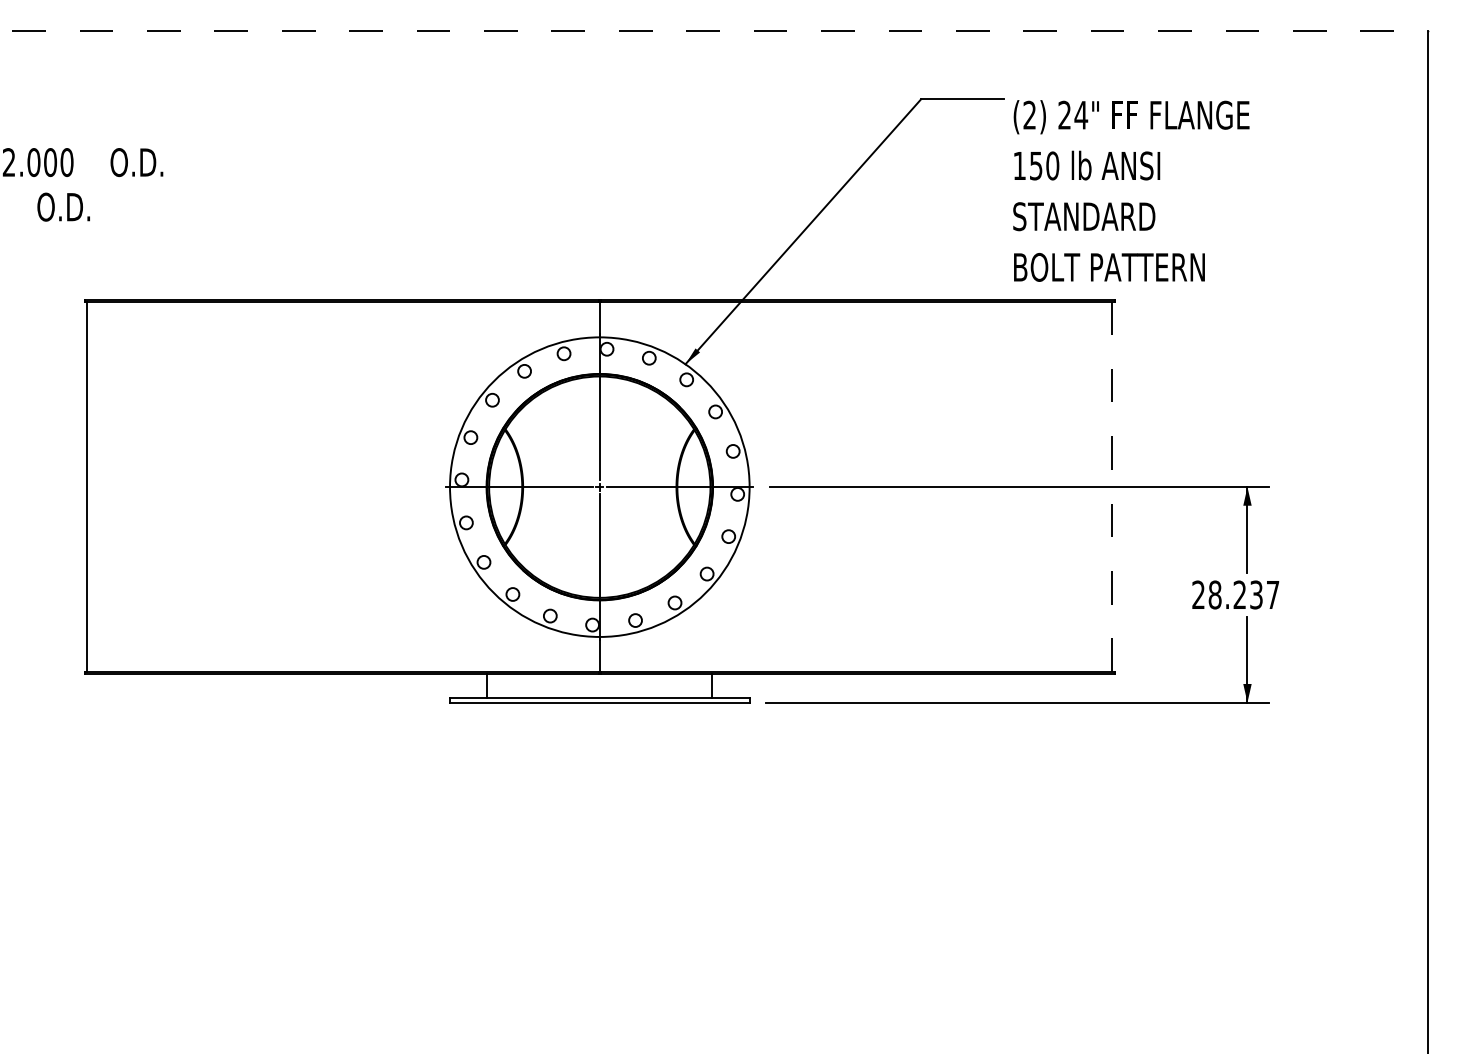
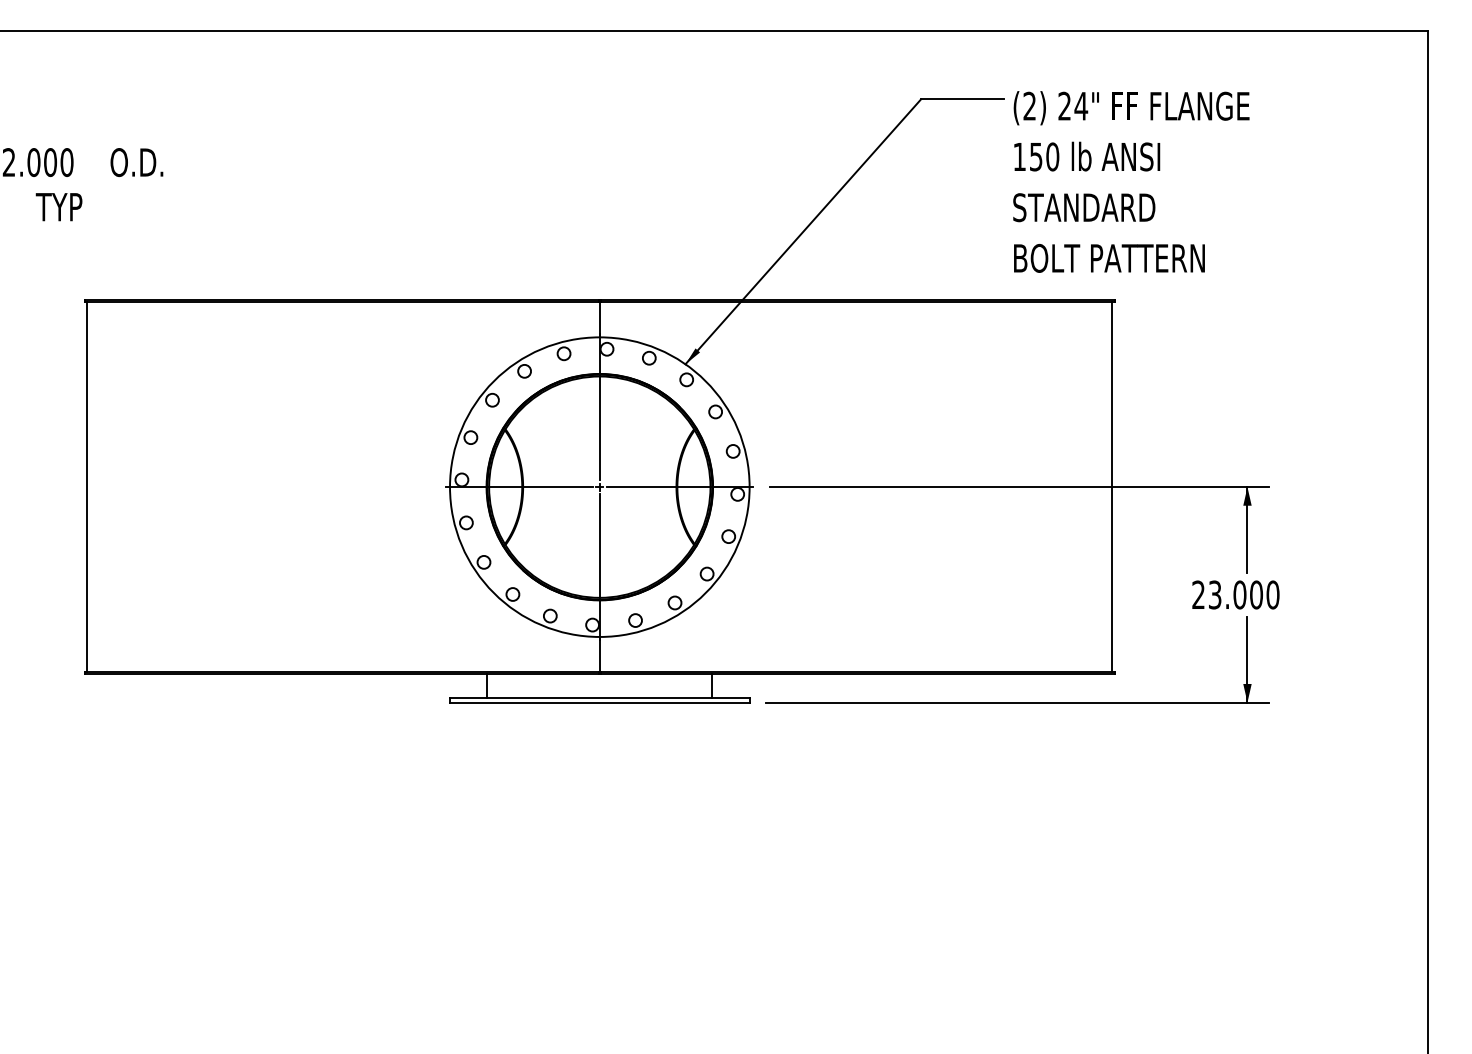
line: dashed -> solid (713, 31)
text position: (1131, 190) -> (1131, 181) (1131, 181)
text: O.D. -> TYP (62, 206)
line: dashed -> solid (1112, 487)
text: 28.237 -> 23.000 (1243, 594)
